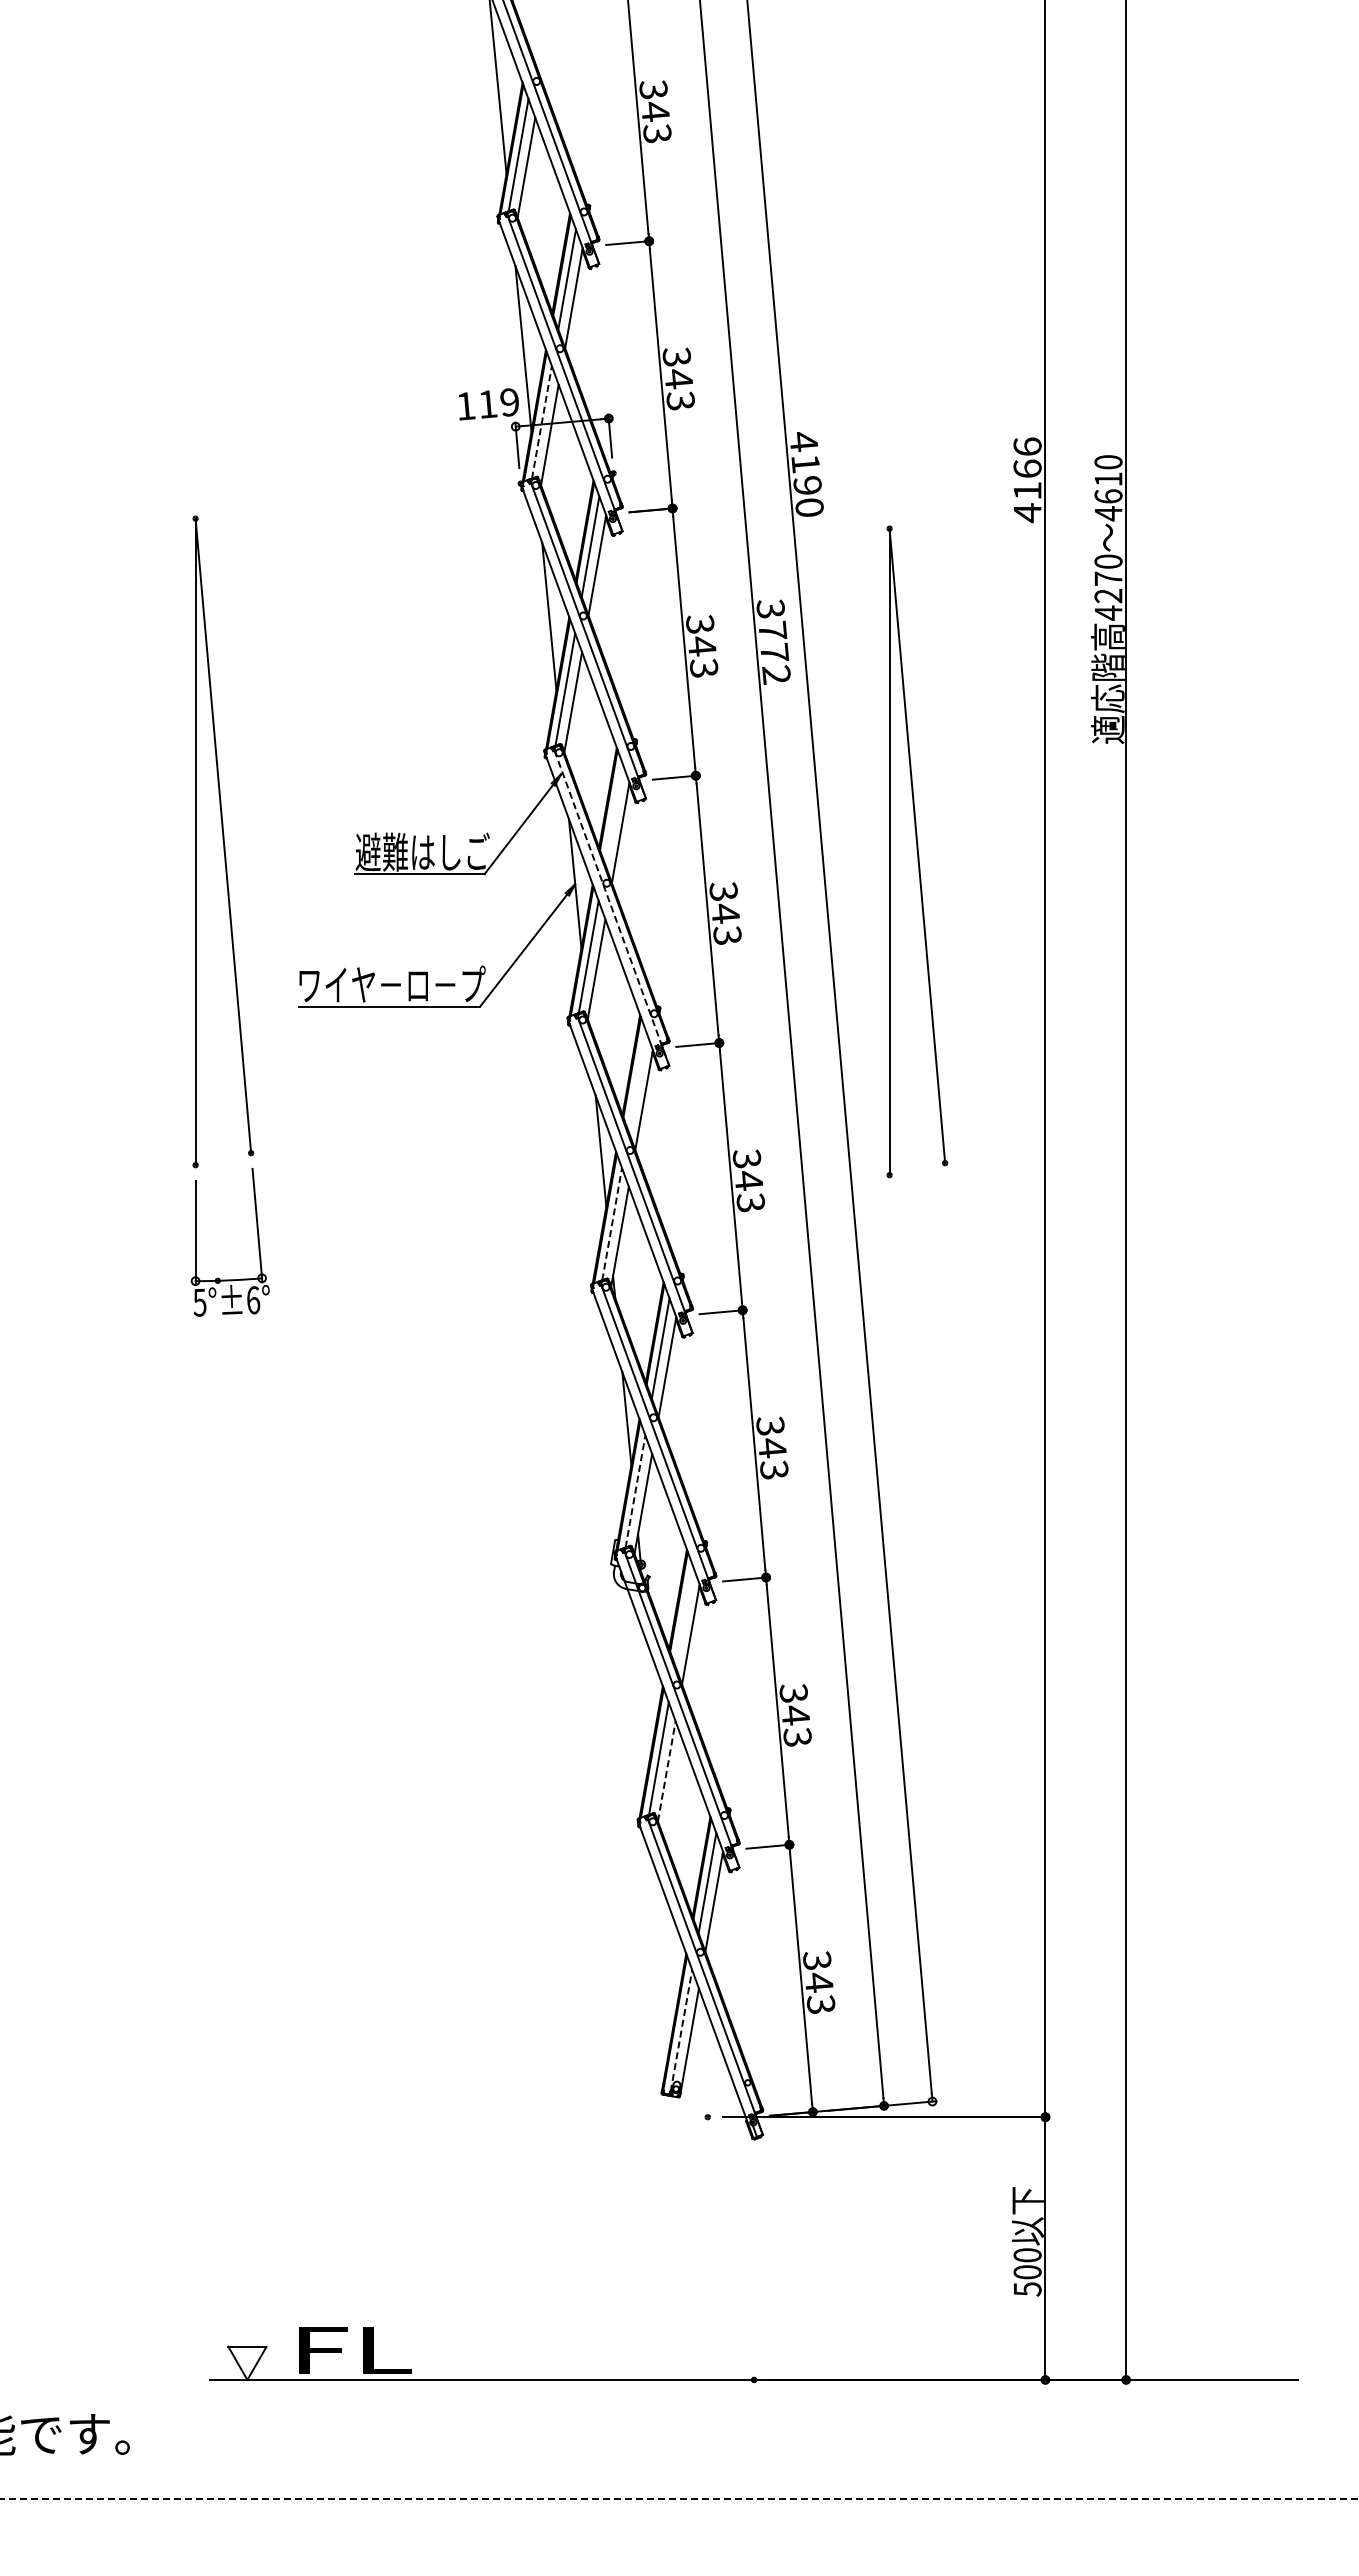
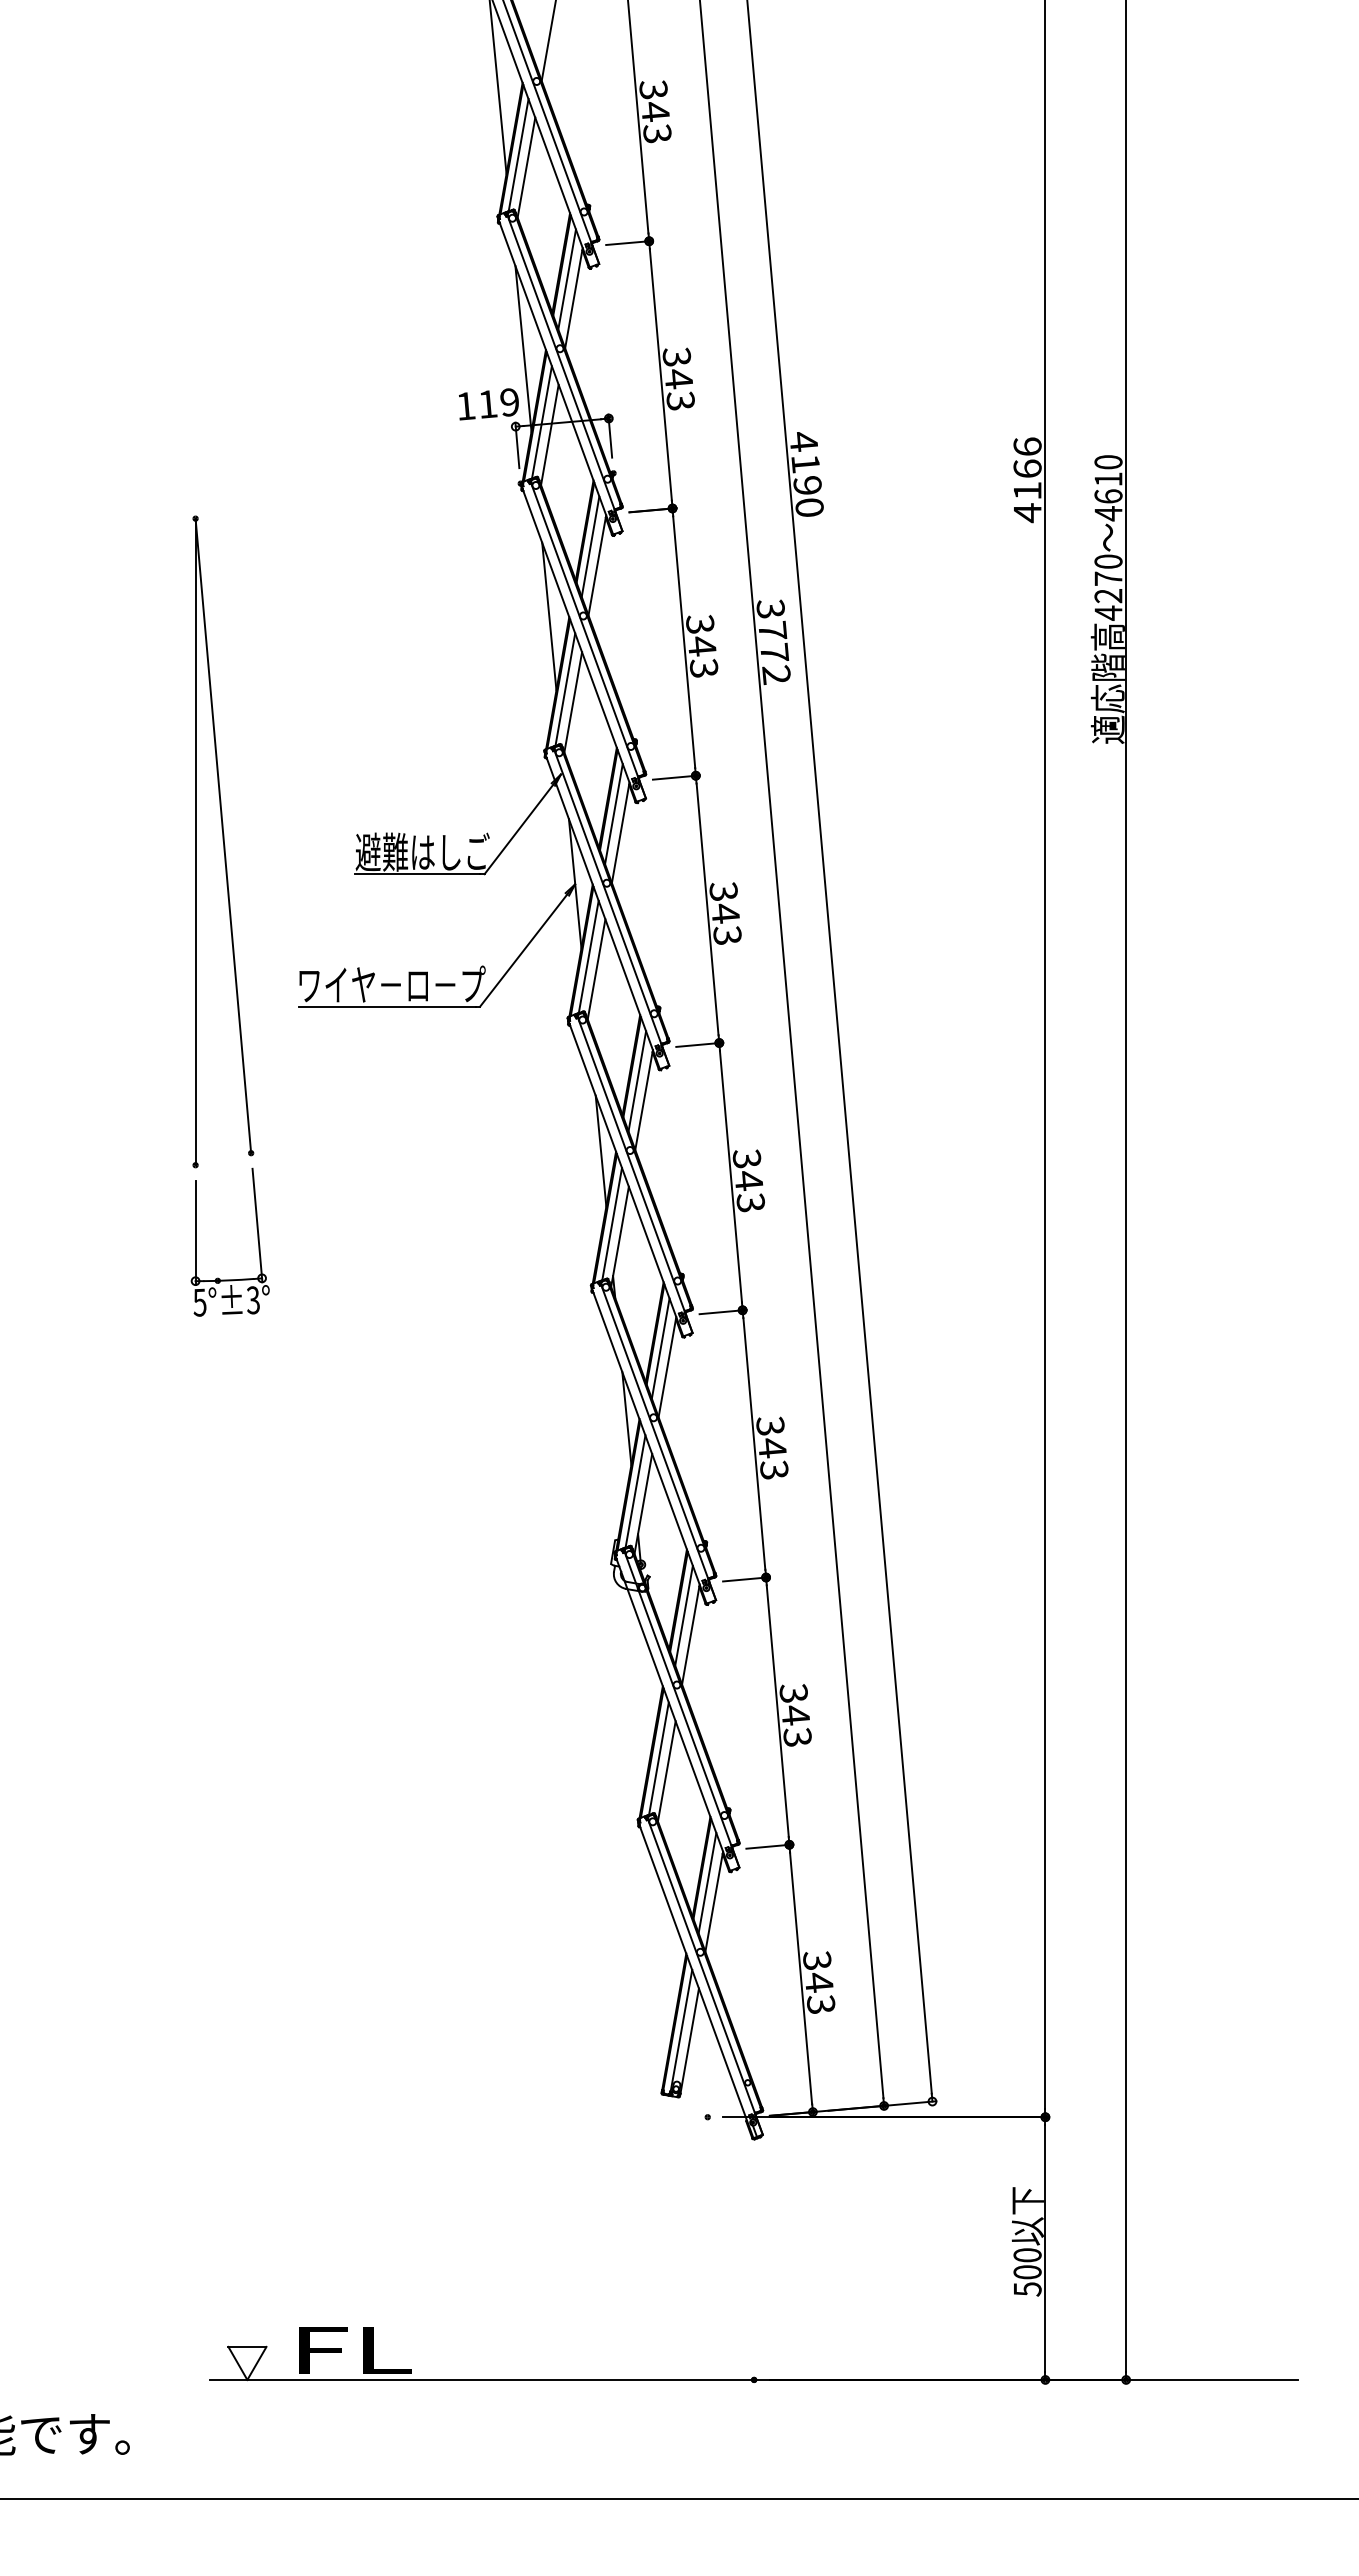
line: none -> present (548, 41)
line: dashed -> solid (542, 421)
line: none -> present (613, 814)
part: present -> none (917, 851)
line: dashed -> solid (611, 908)
line: none -> present (637, 1081)
line: dashed -> solid (612, 1223)
text: 5°±6° -> 5°±3° (253, 1300)
line: dashed -> solid (635, 1490)
line: none -> present (683, 1615)
line: dashed -> solid (666, 1771)
line: dashed -> solid (681, 2030)
line: dashed -> solid (679, 2498)
